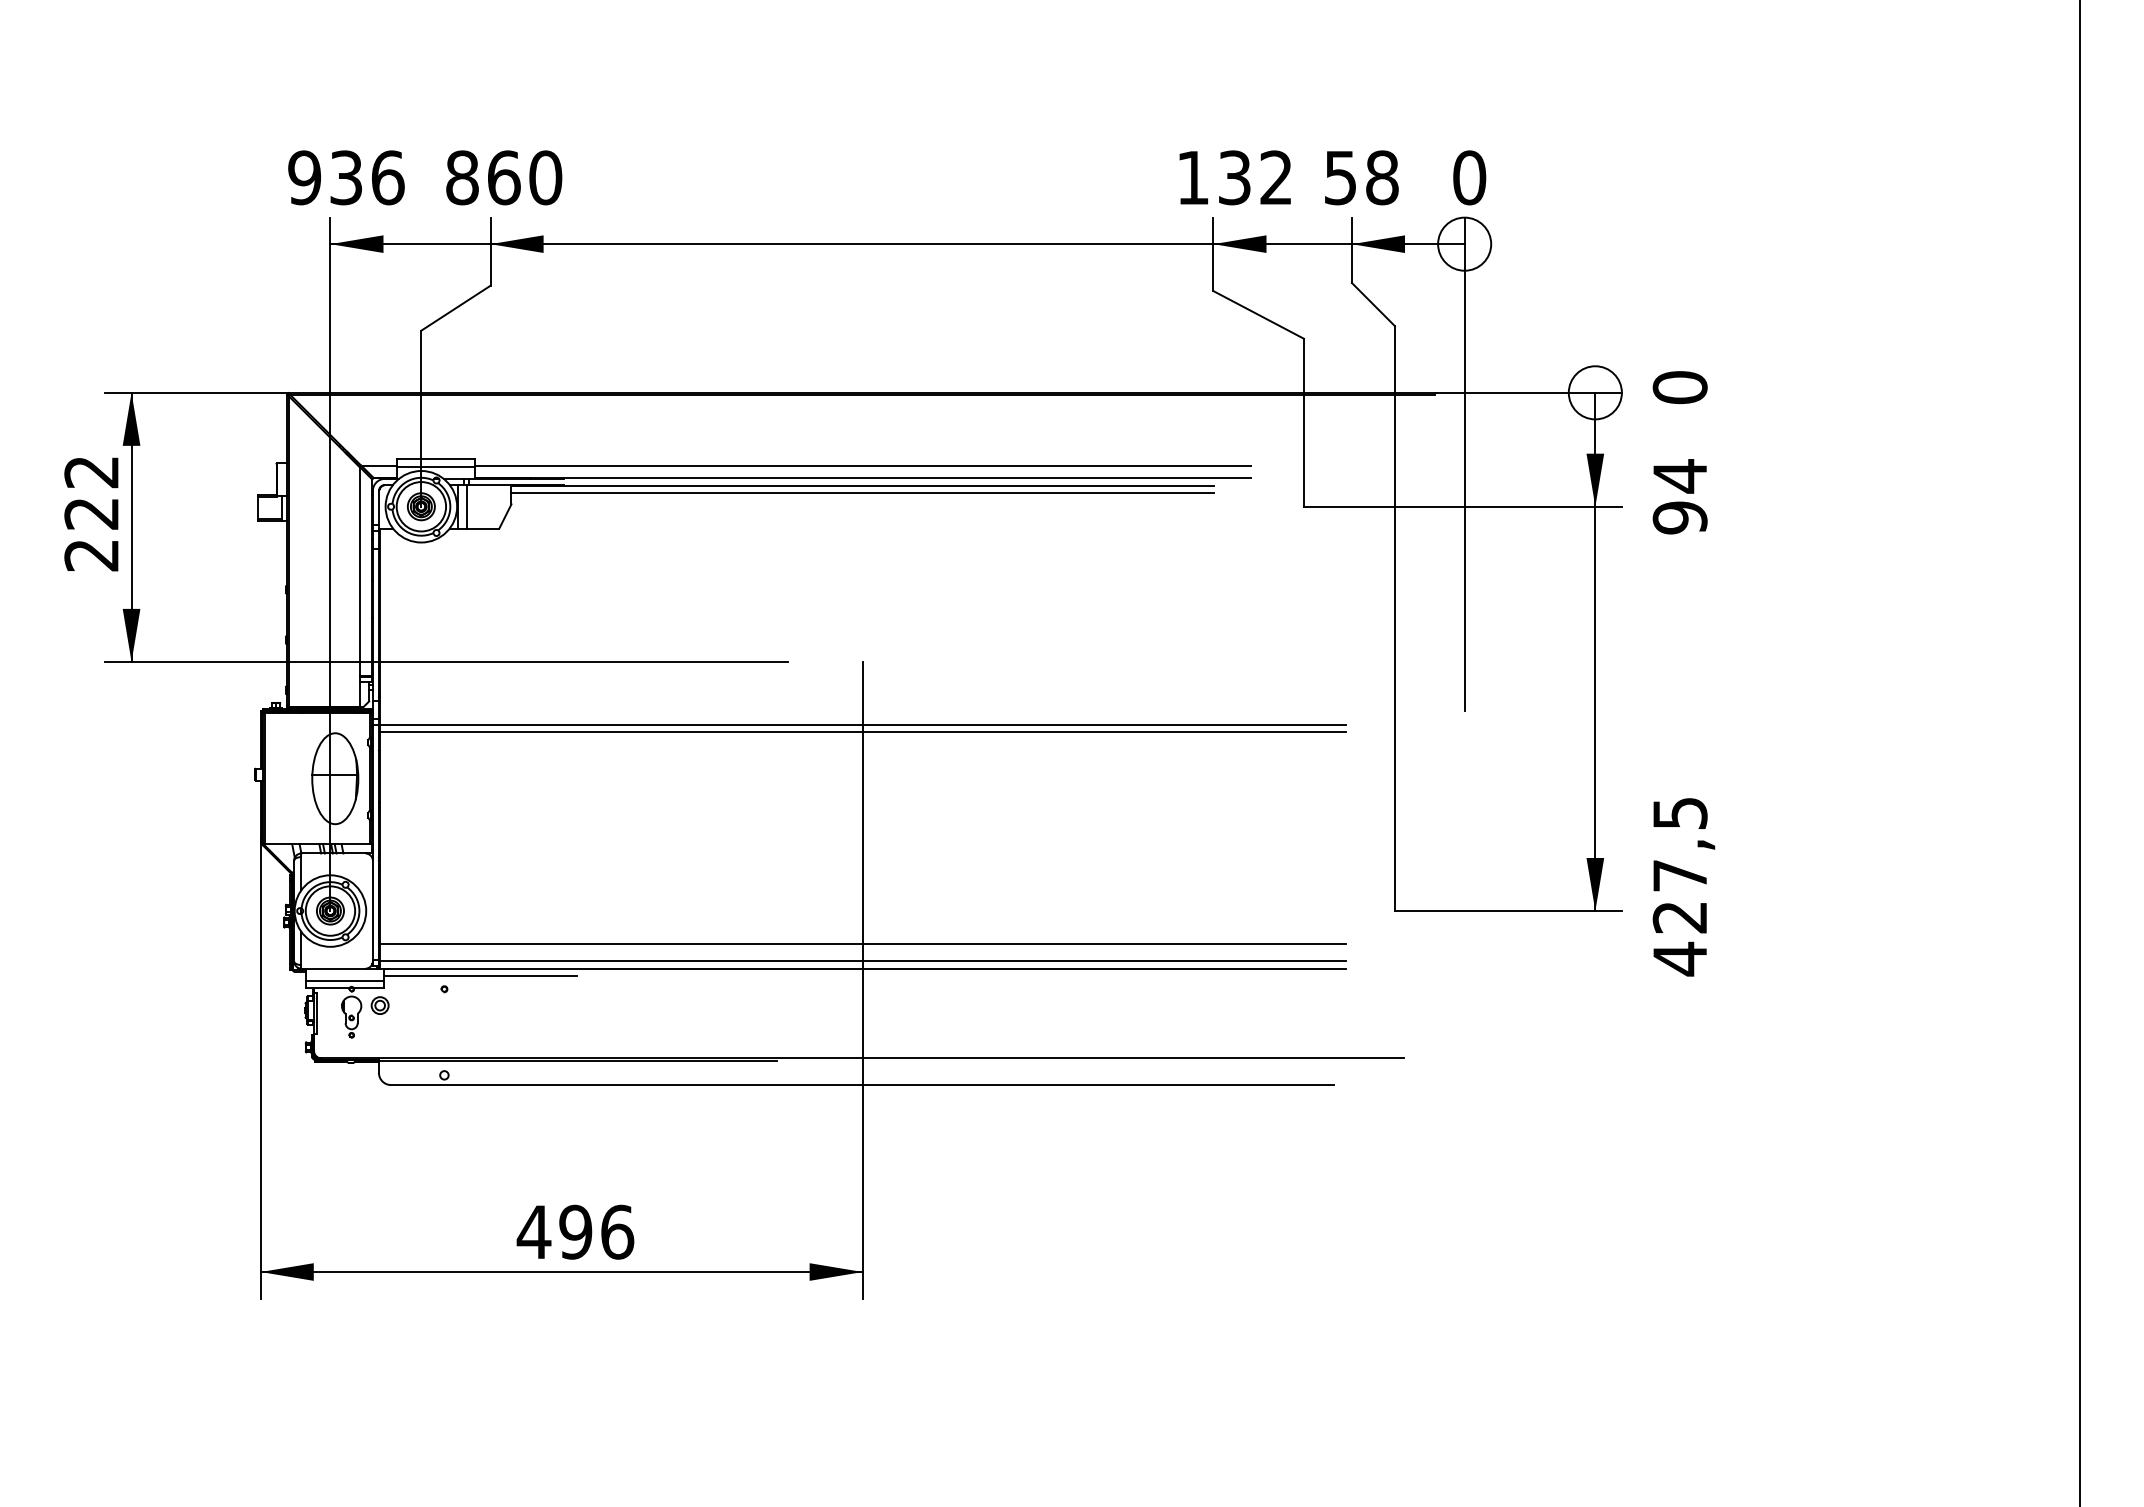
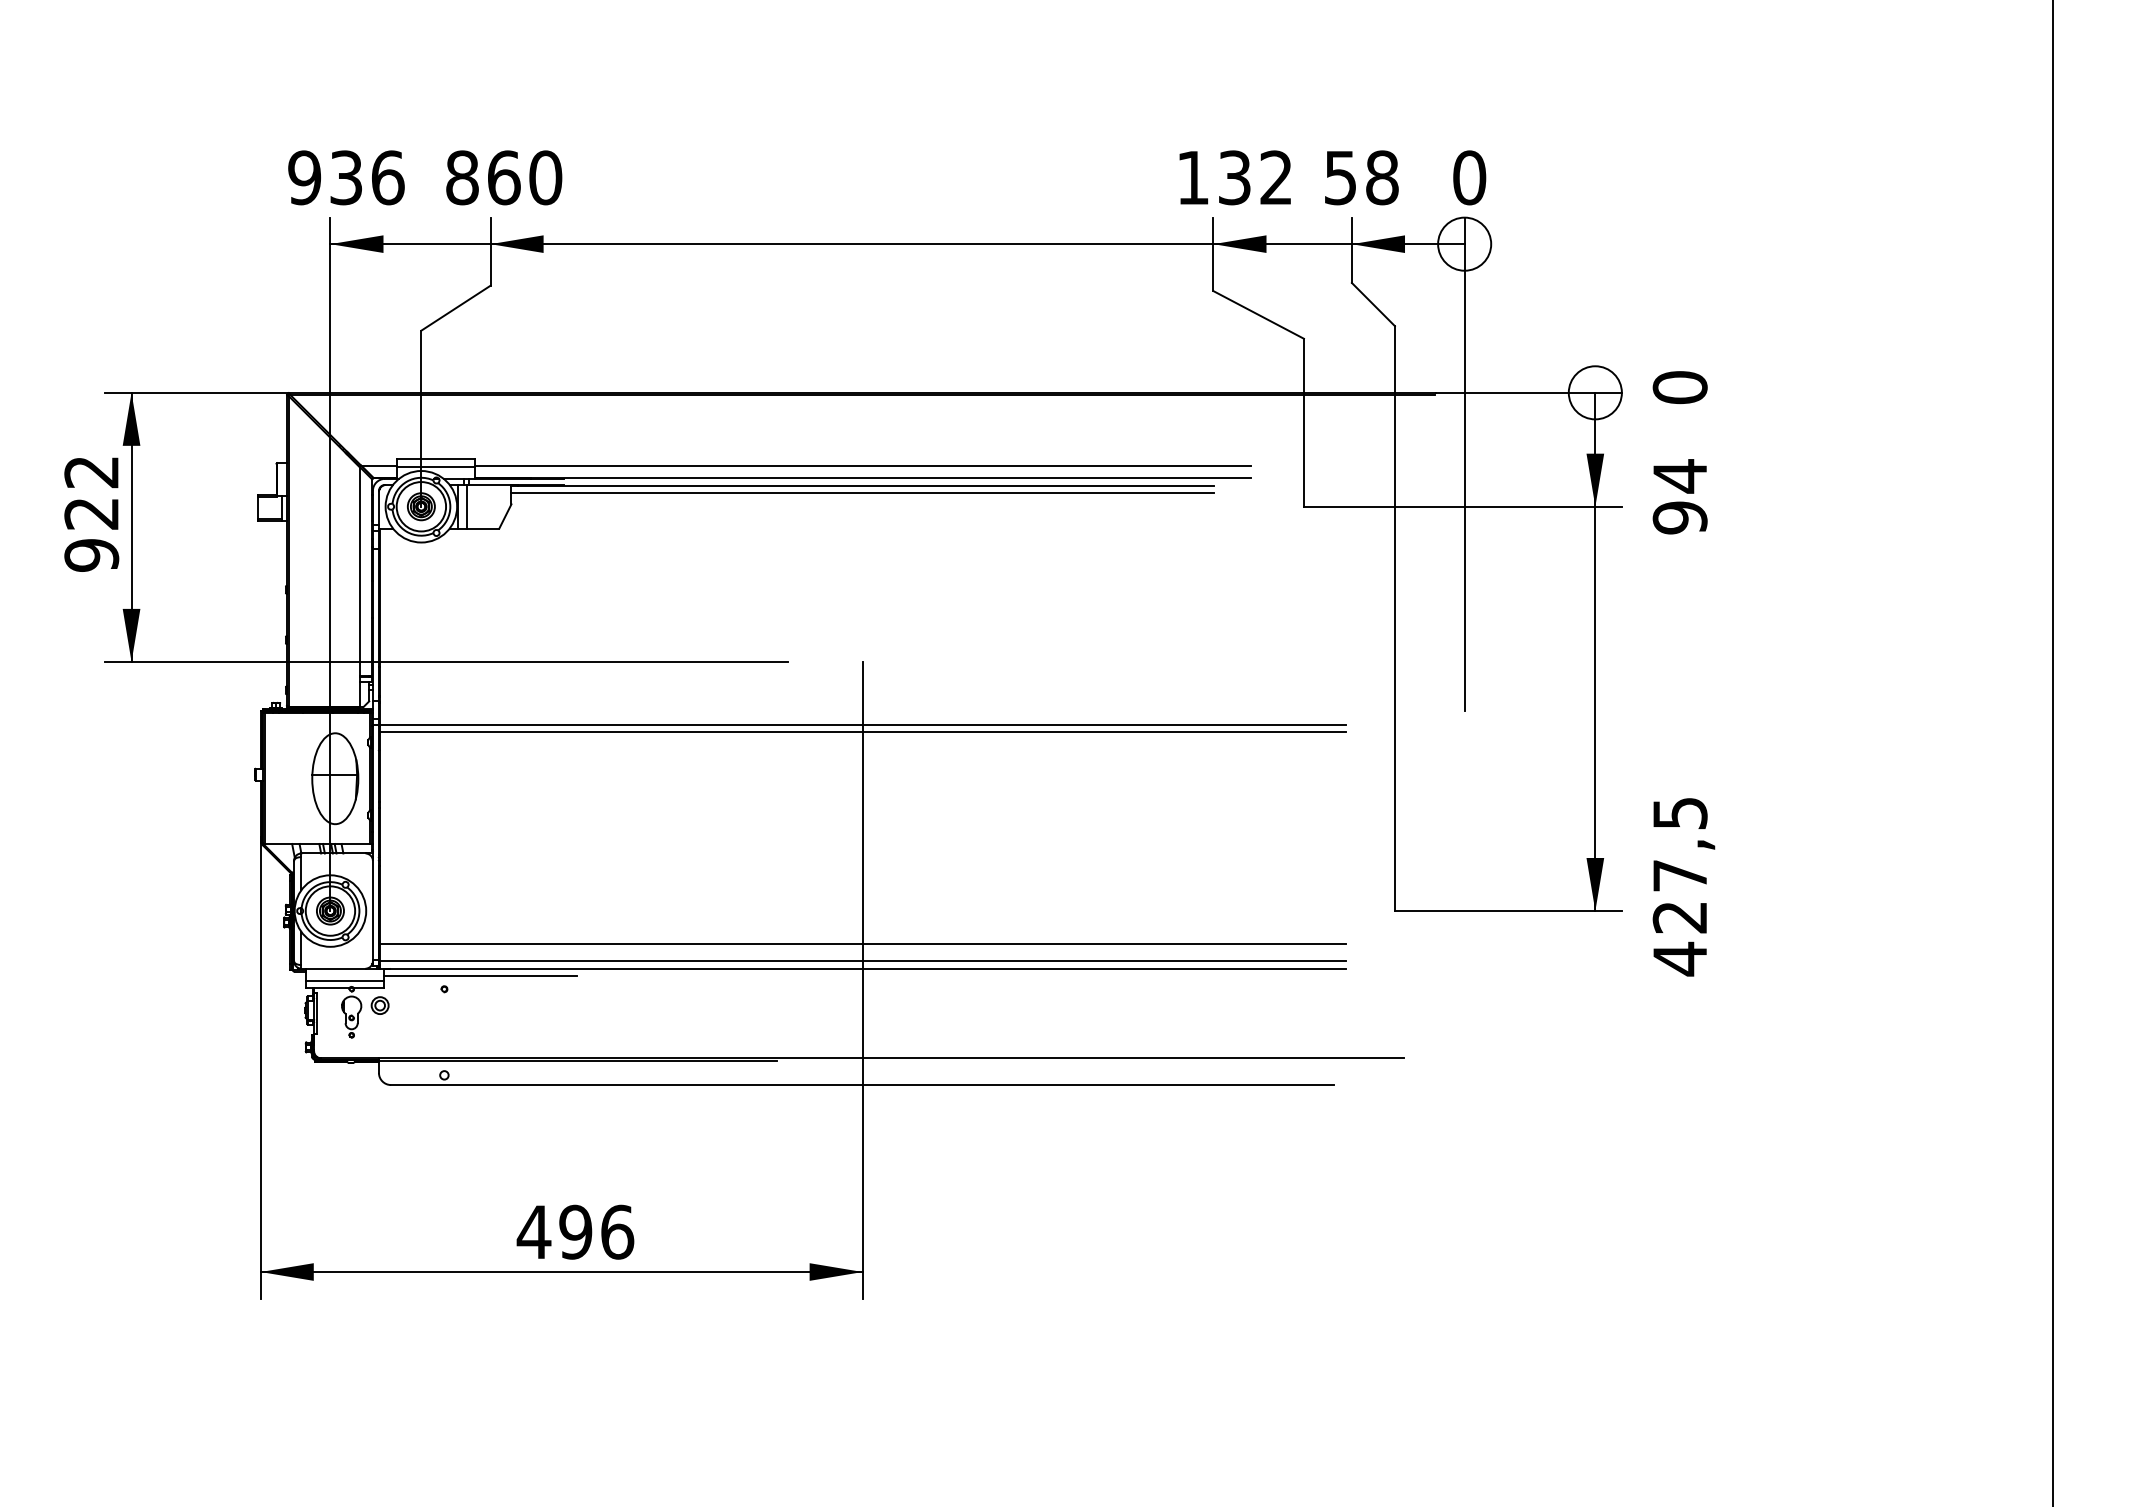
text: 222 -> 922 (91, 555)
line position: (2079, 752) -> (2052, 752) (2052, 752)
